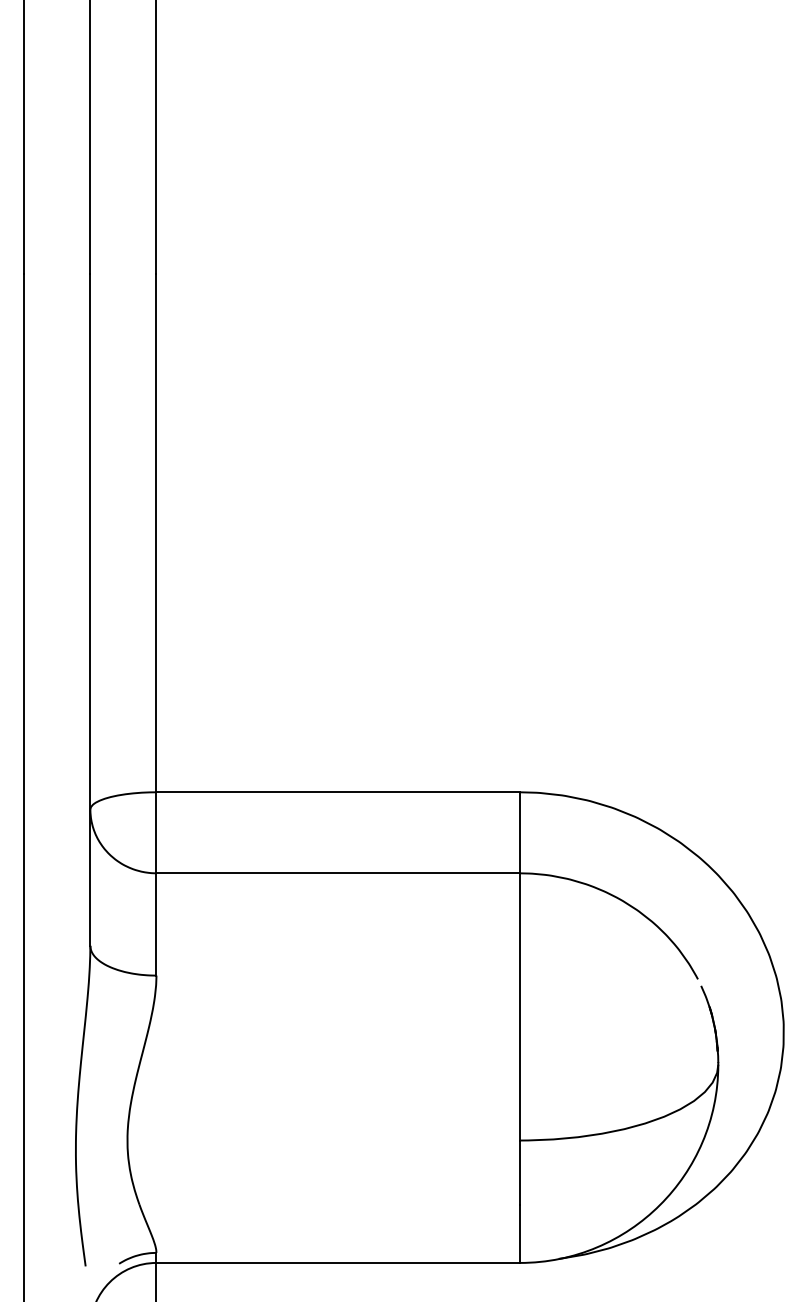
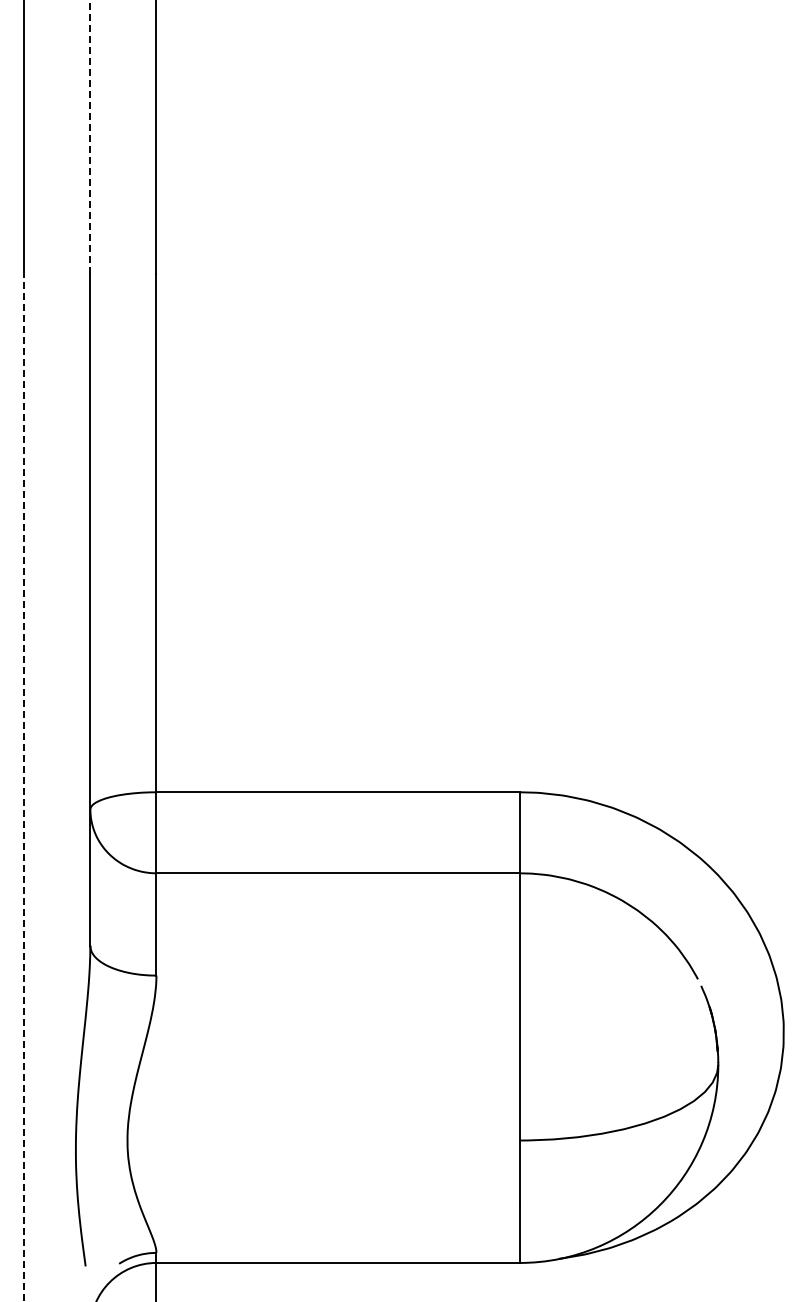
line: solid -> dashed (90, 137)
line: solid -> dashed (24, 788)
